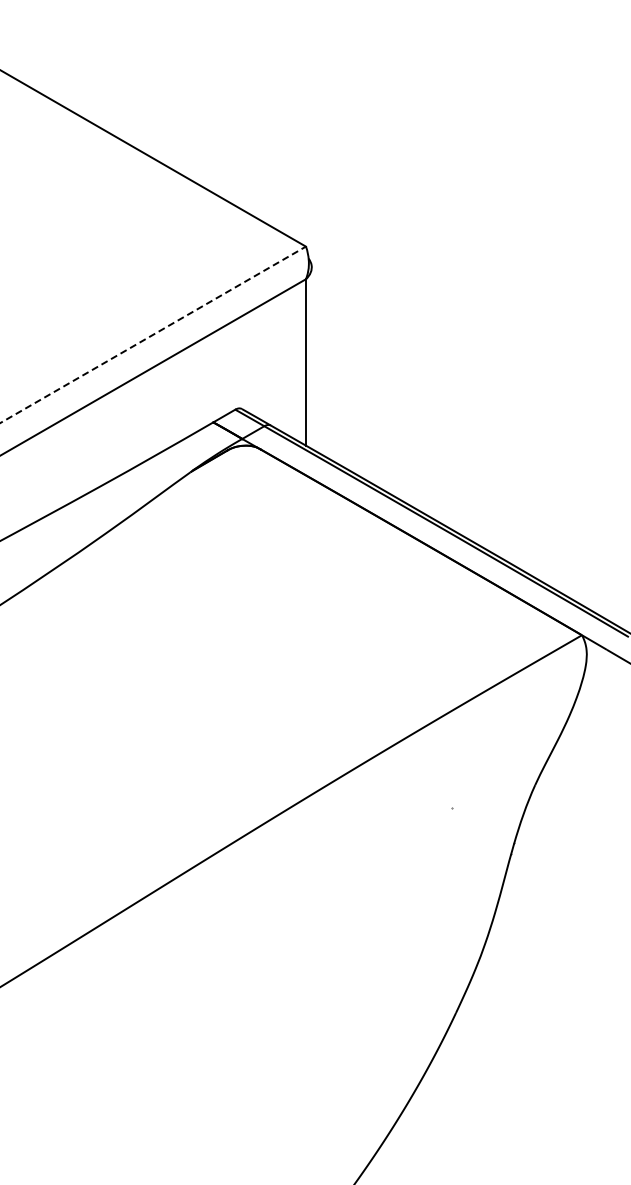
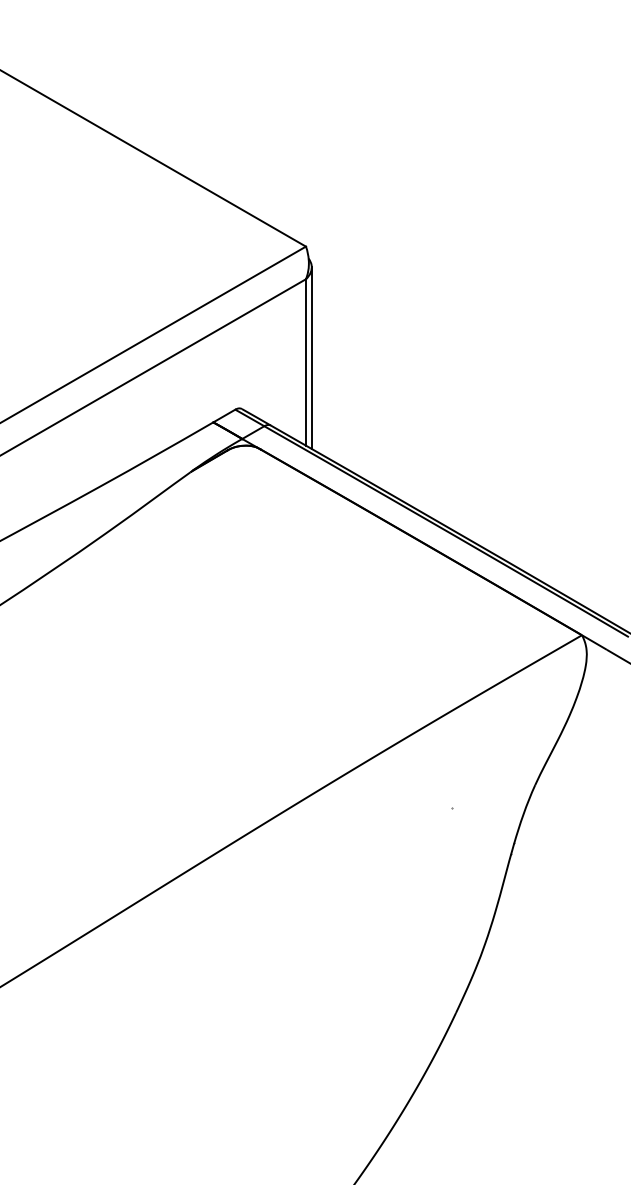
line: dashed -> solid (153, 334)
line: none -> present (311, 357)
